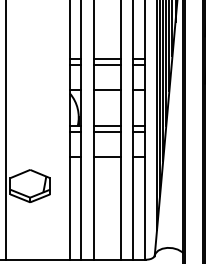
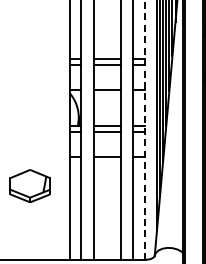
line: present -> none (5, 130)
line: solid -> dashed (144, 130)
